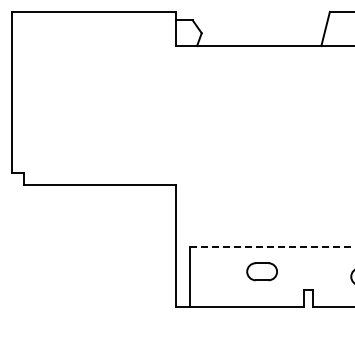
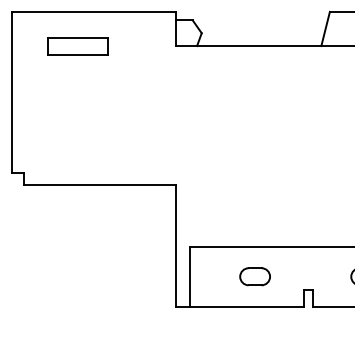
part: none -> present (77, 46)
line: dashed -> solid (272, 246)
part position: (261, 271) -> (254, 276) (254, 276)
